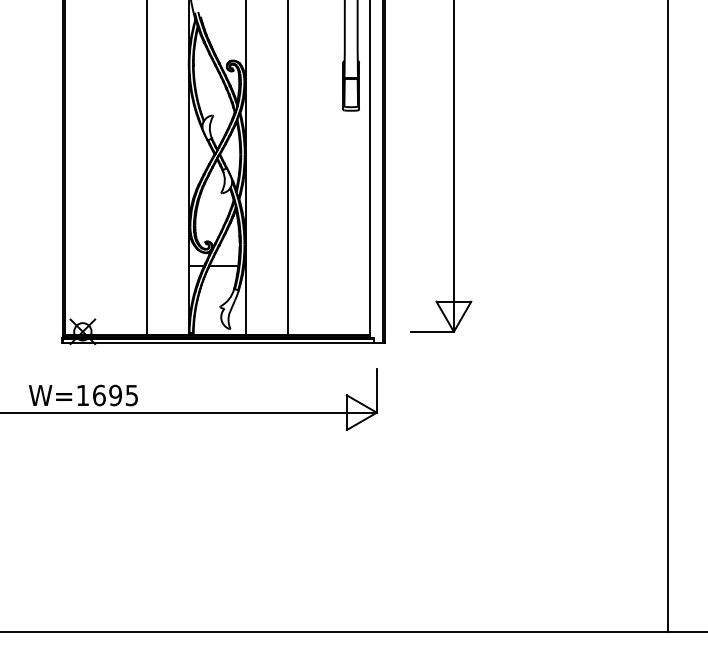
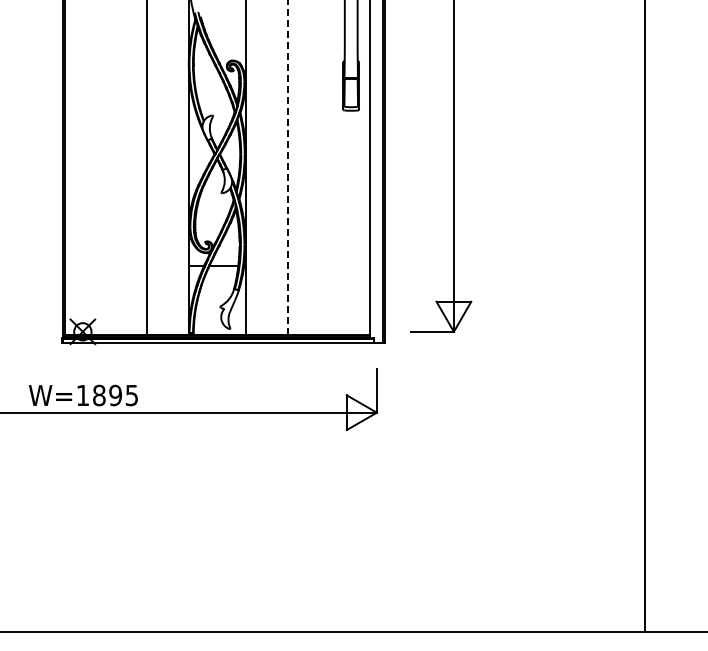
line: solid -> dashed (287, 168)
line position: (668, 316) -> (645, 316) (645, 316)
text: W=1695 -> W=1895 (99, 395)
